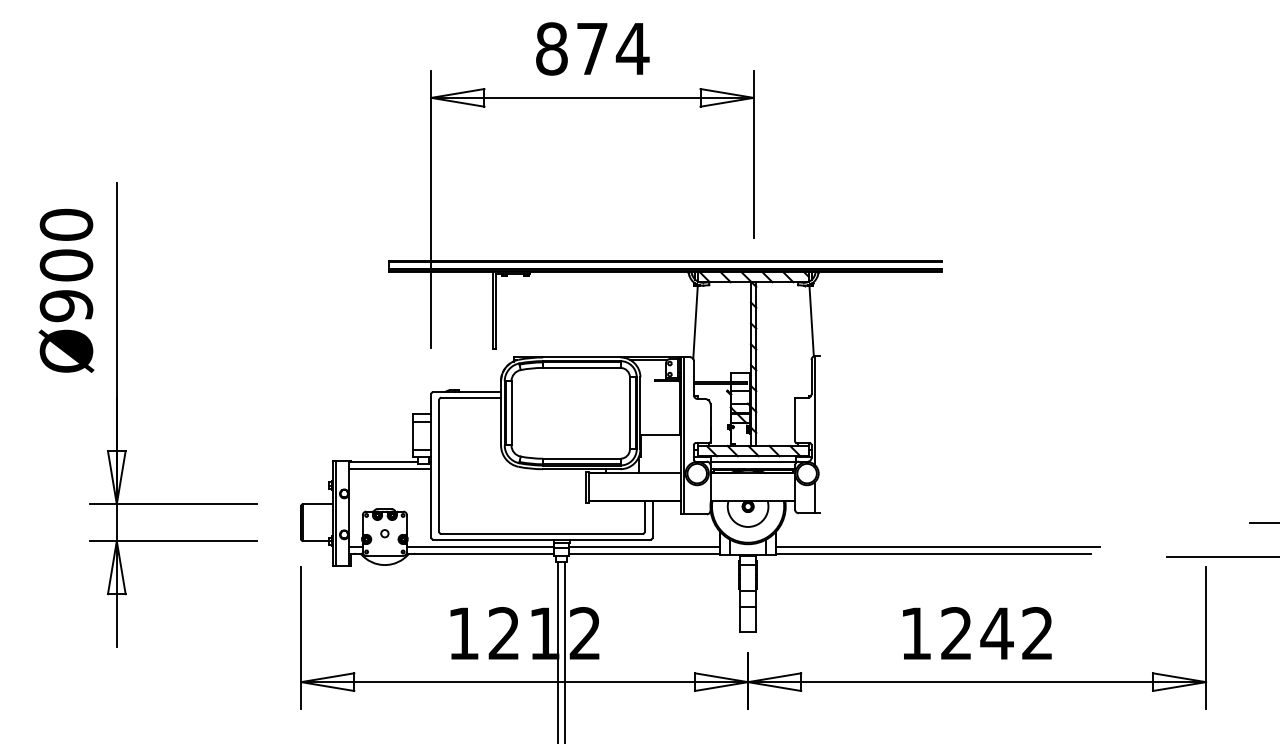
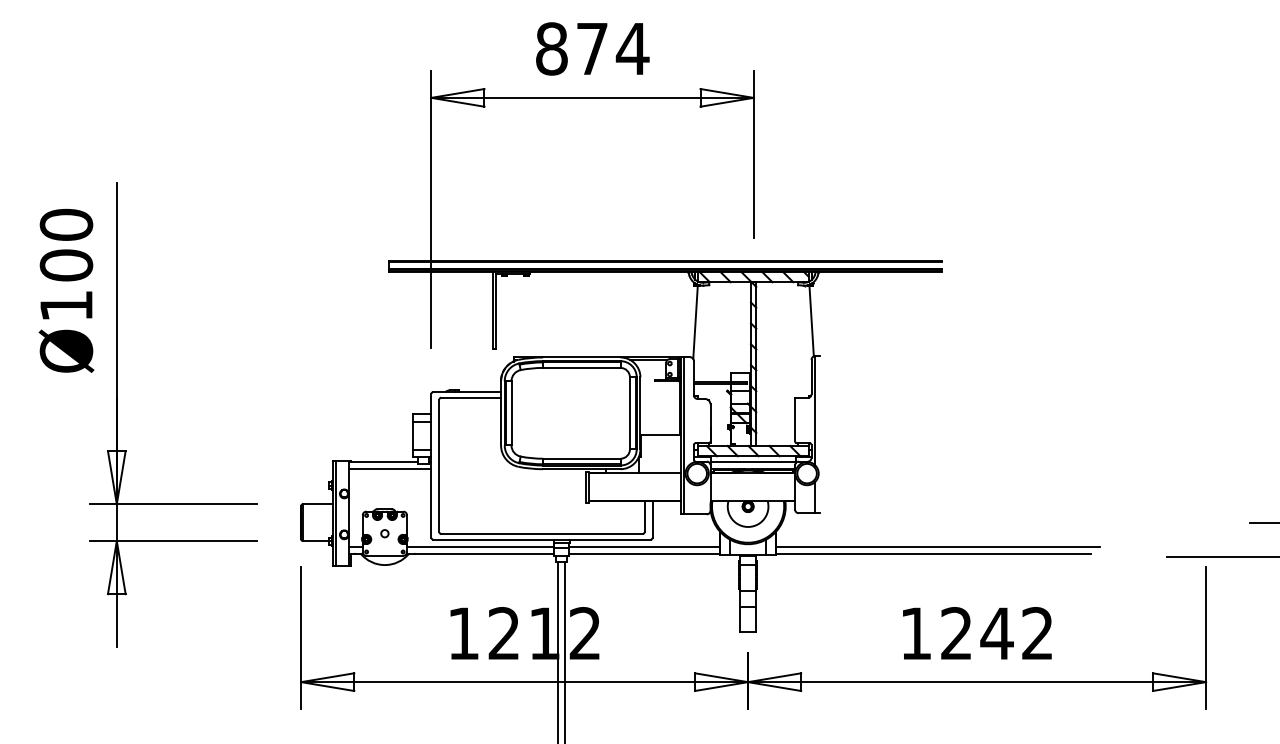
text: Ø900 -> Ø100 (66, 306)
